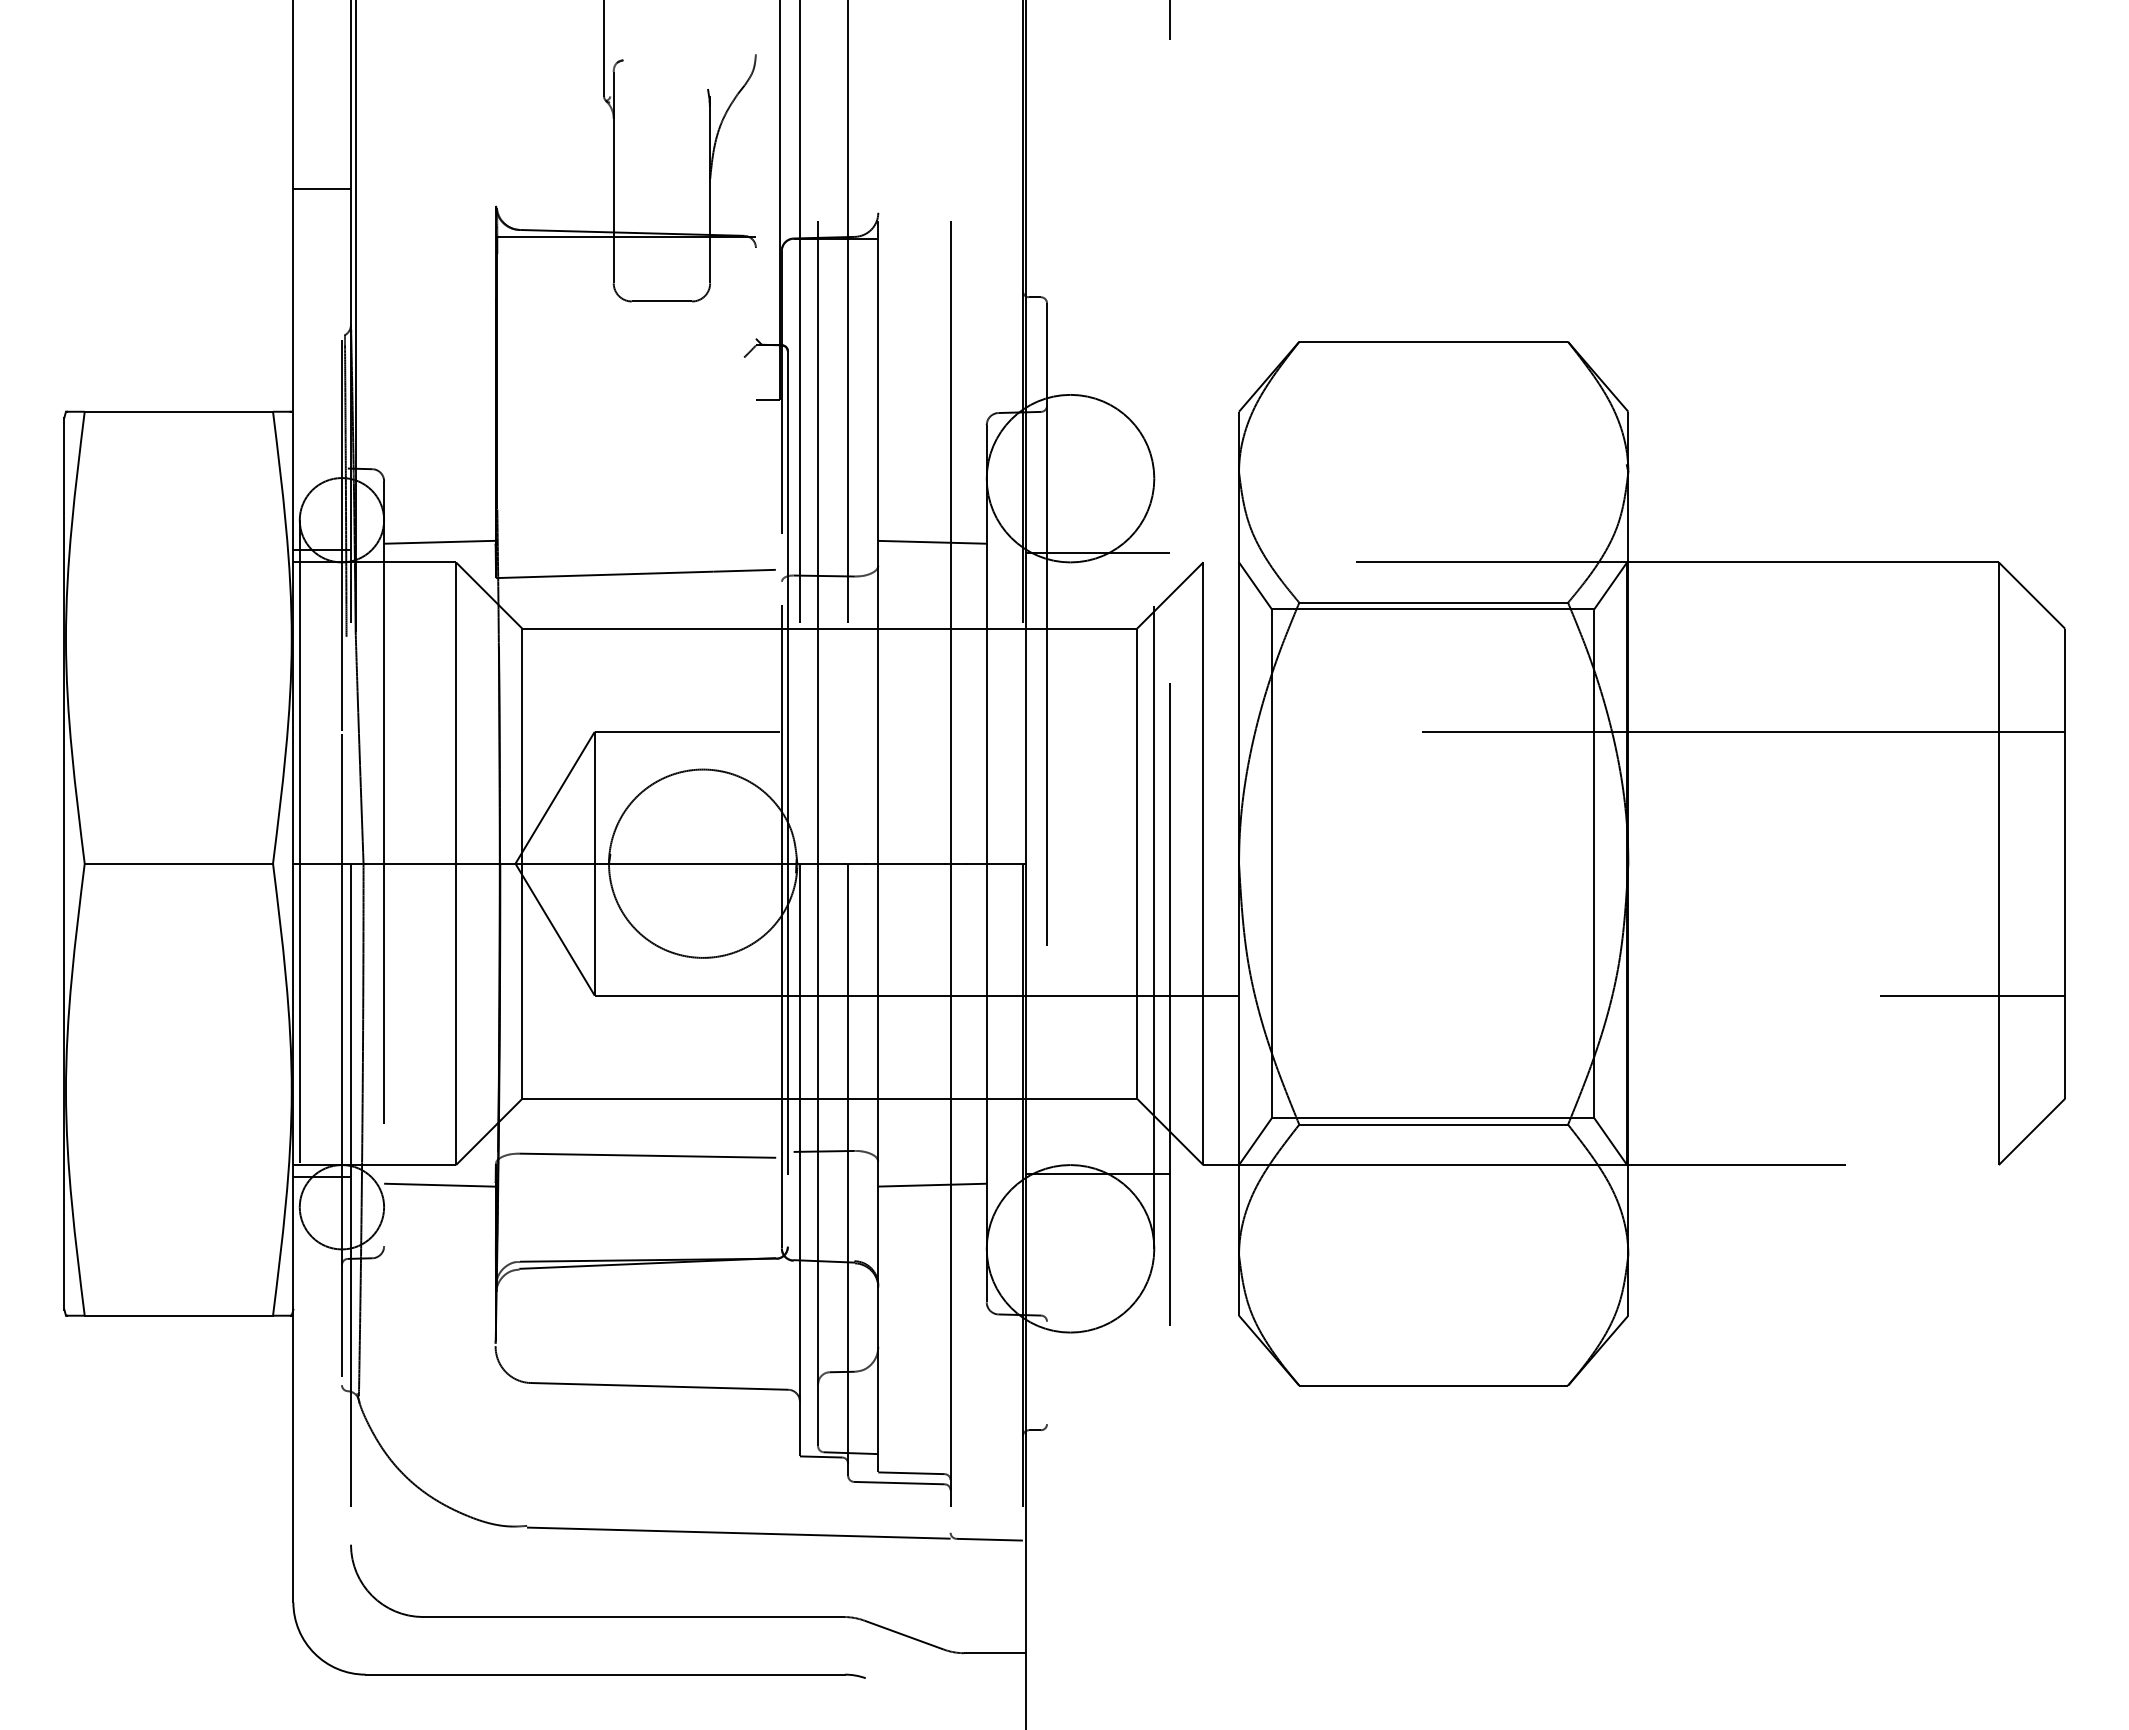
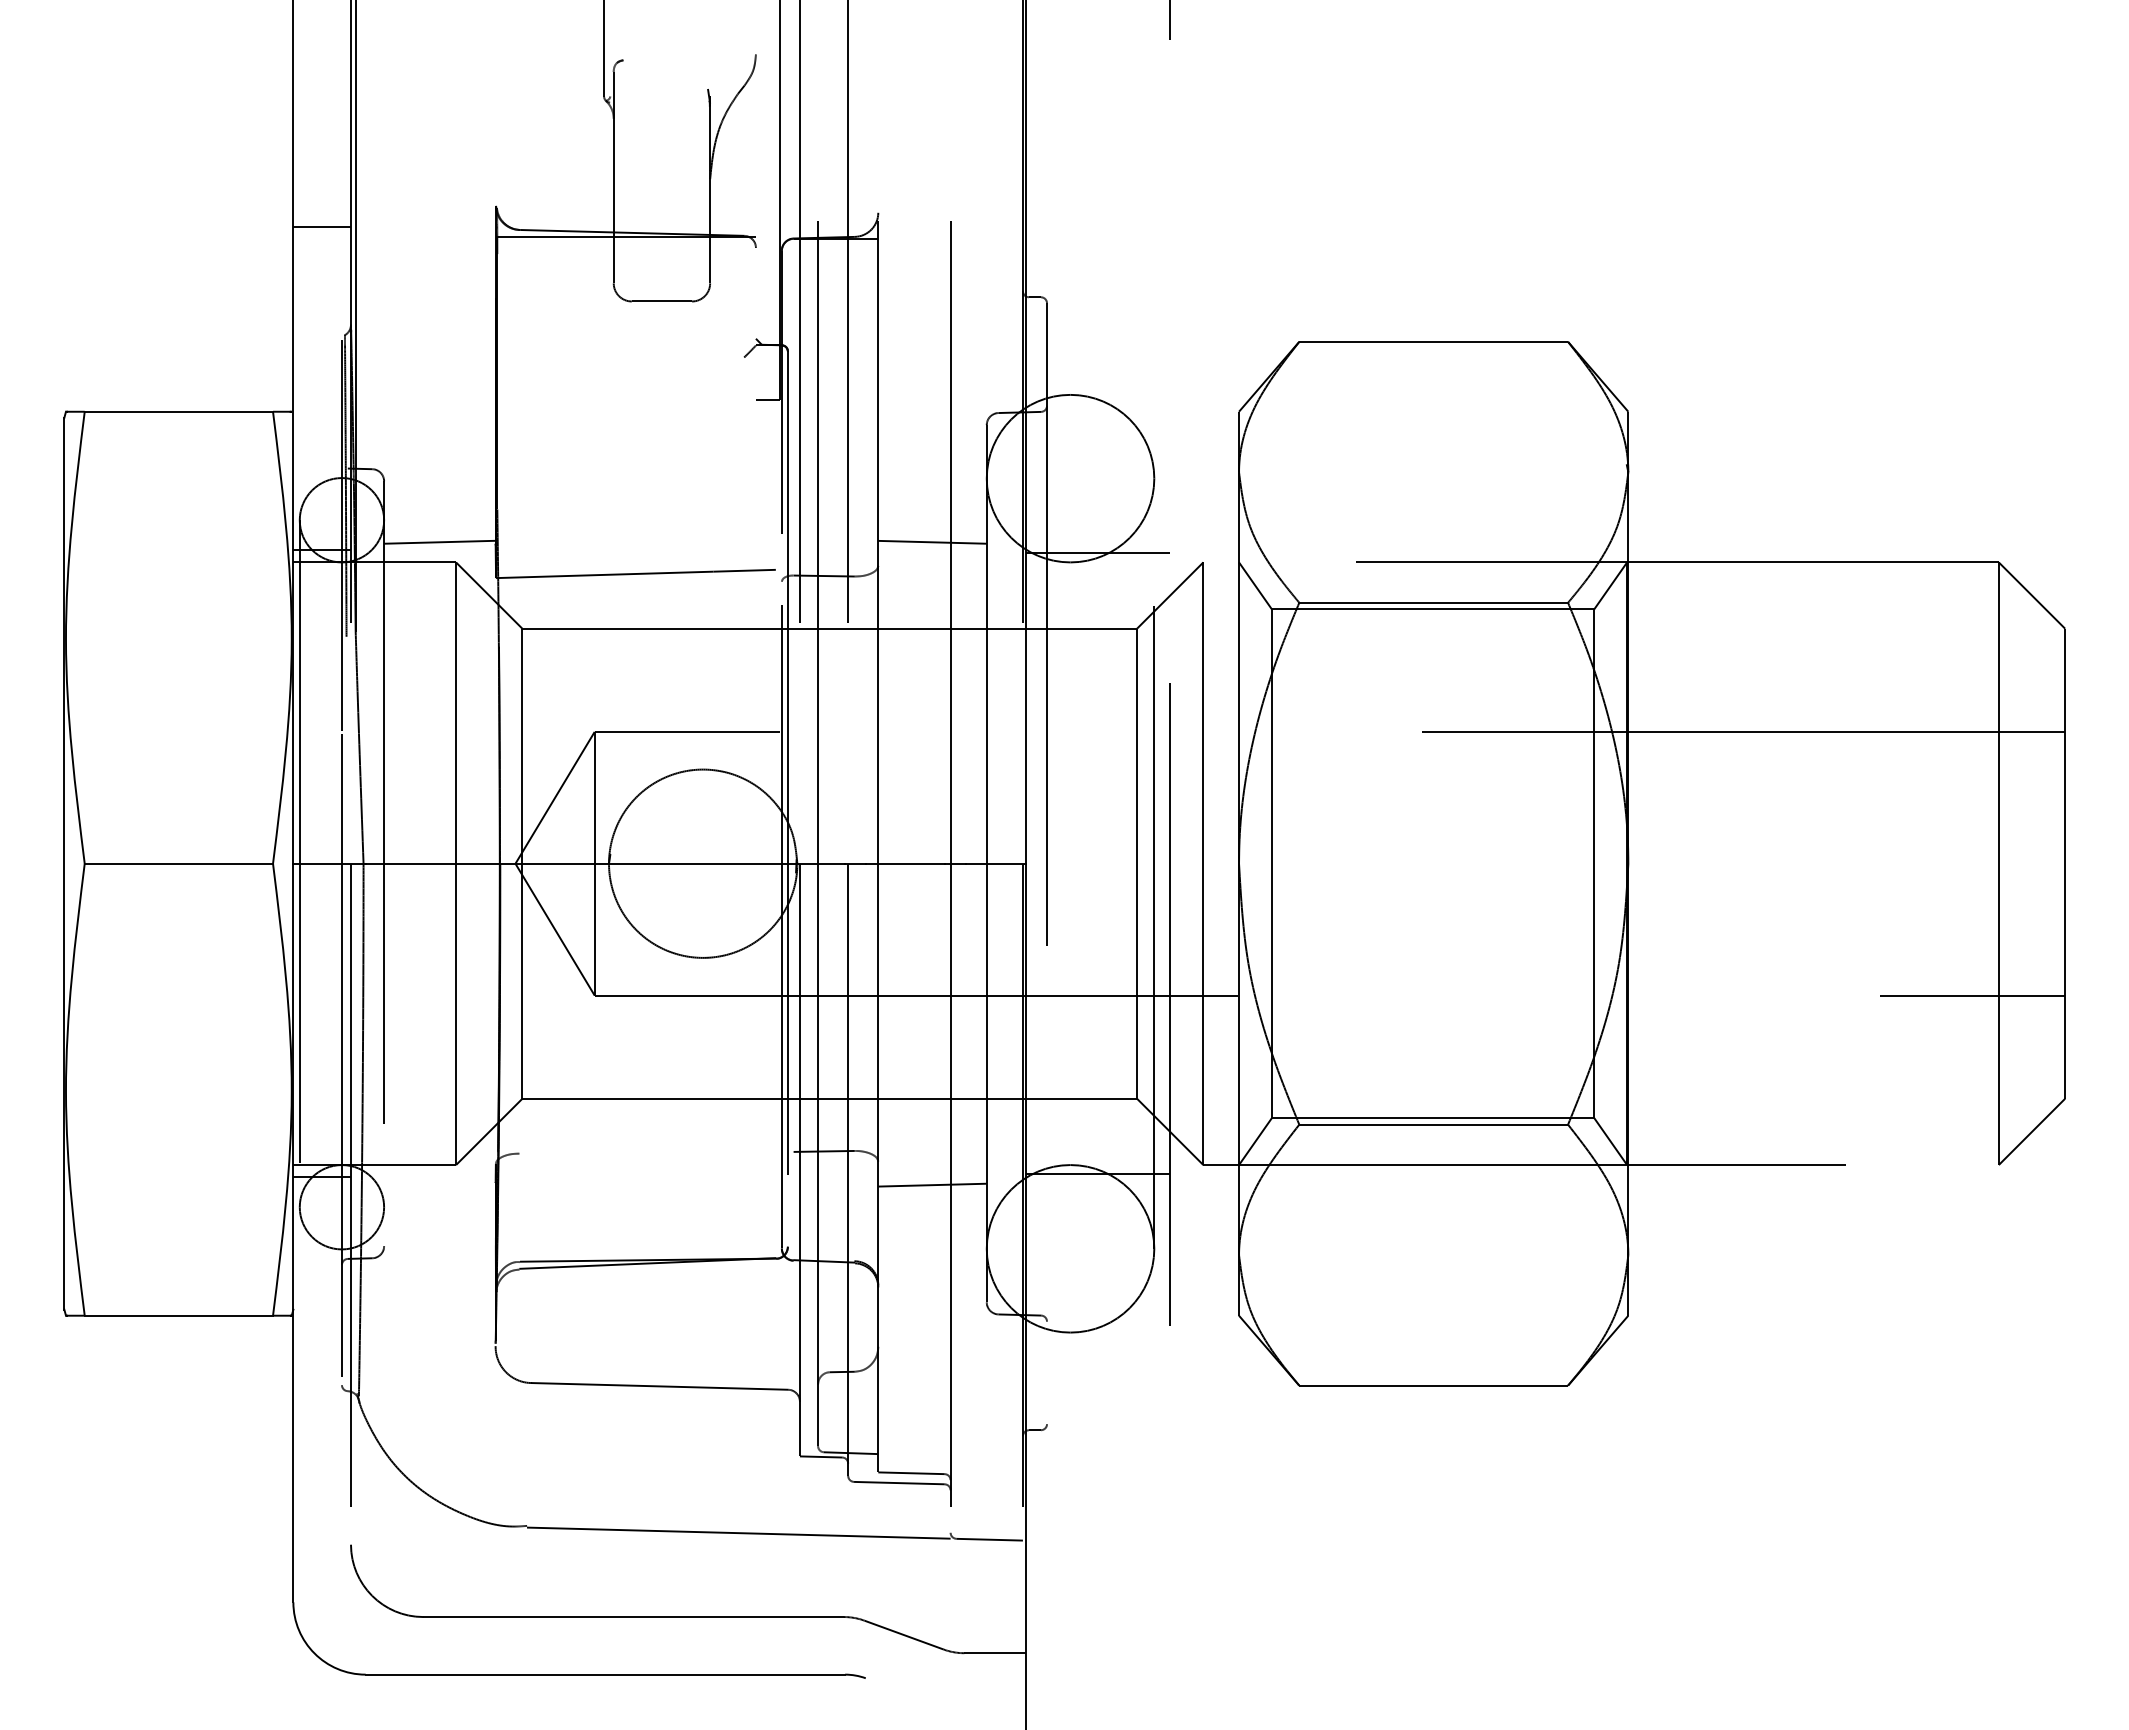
line position: (321, 188) -> (321, 226) (321, 226)
line: present -> none (647, 1155)
line: present -> none (439, 1184)
